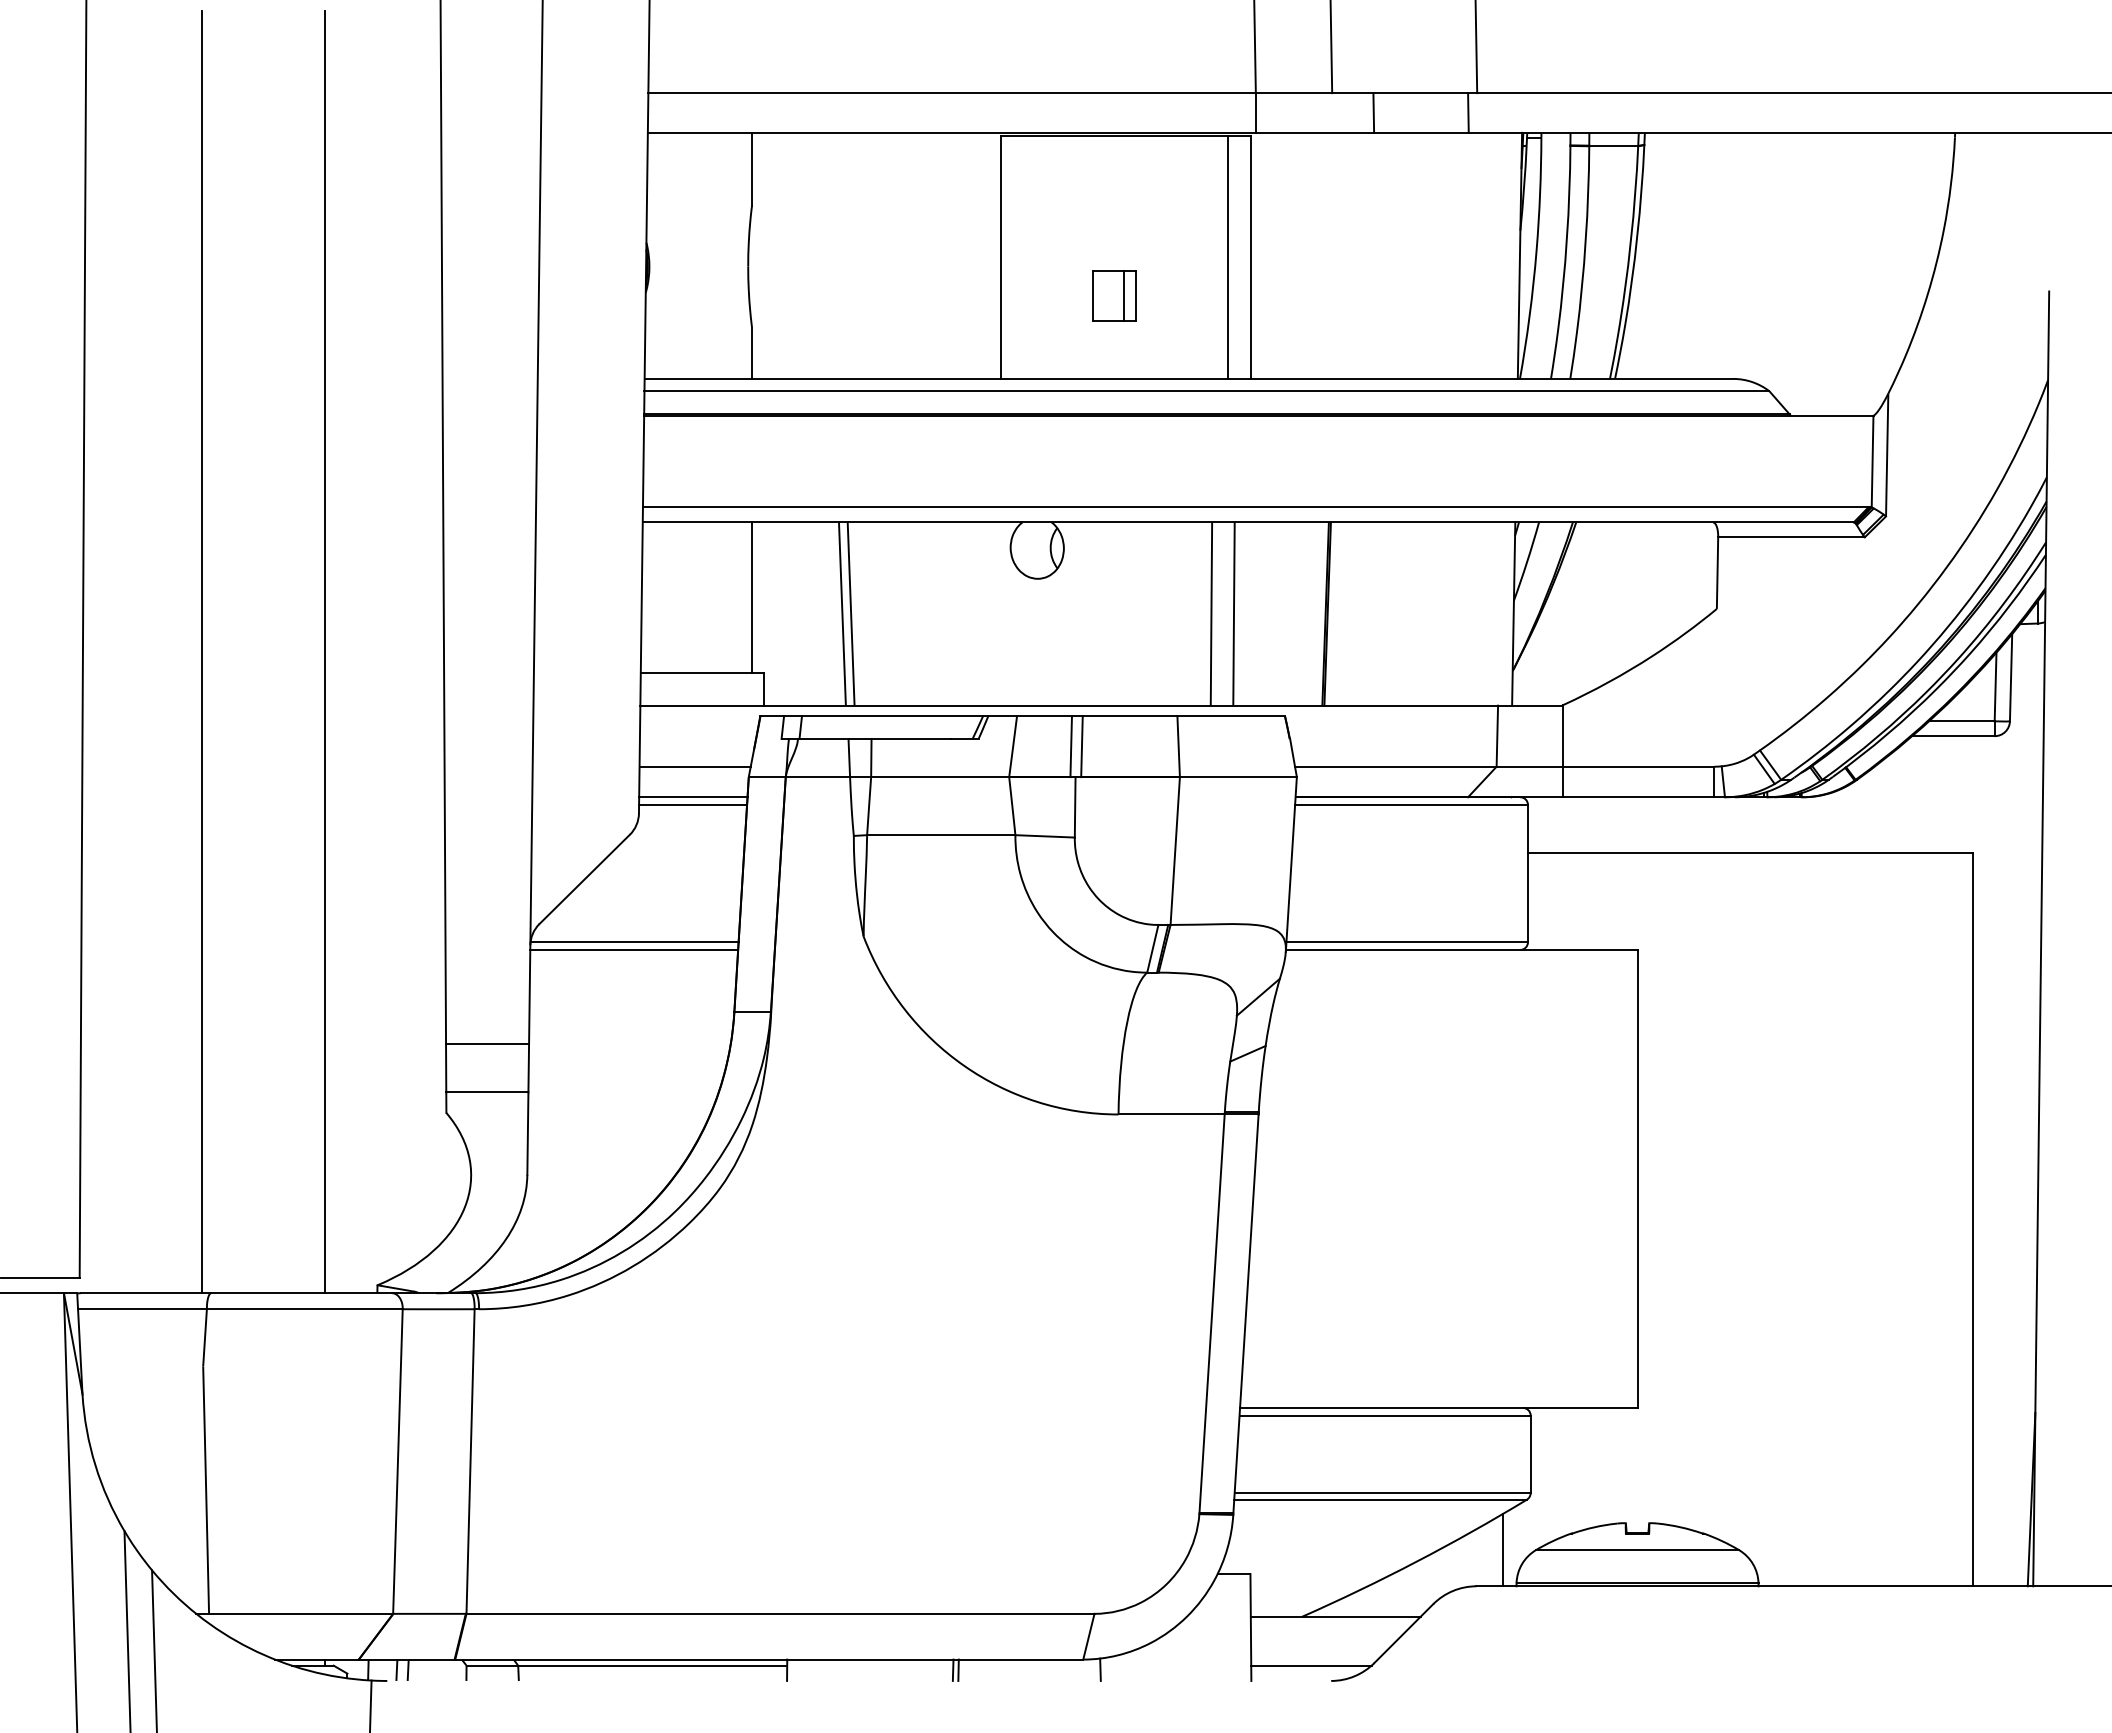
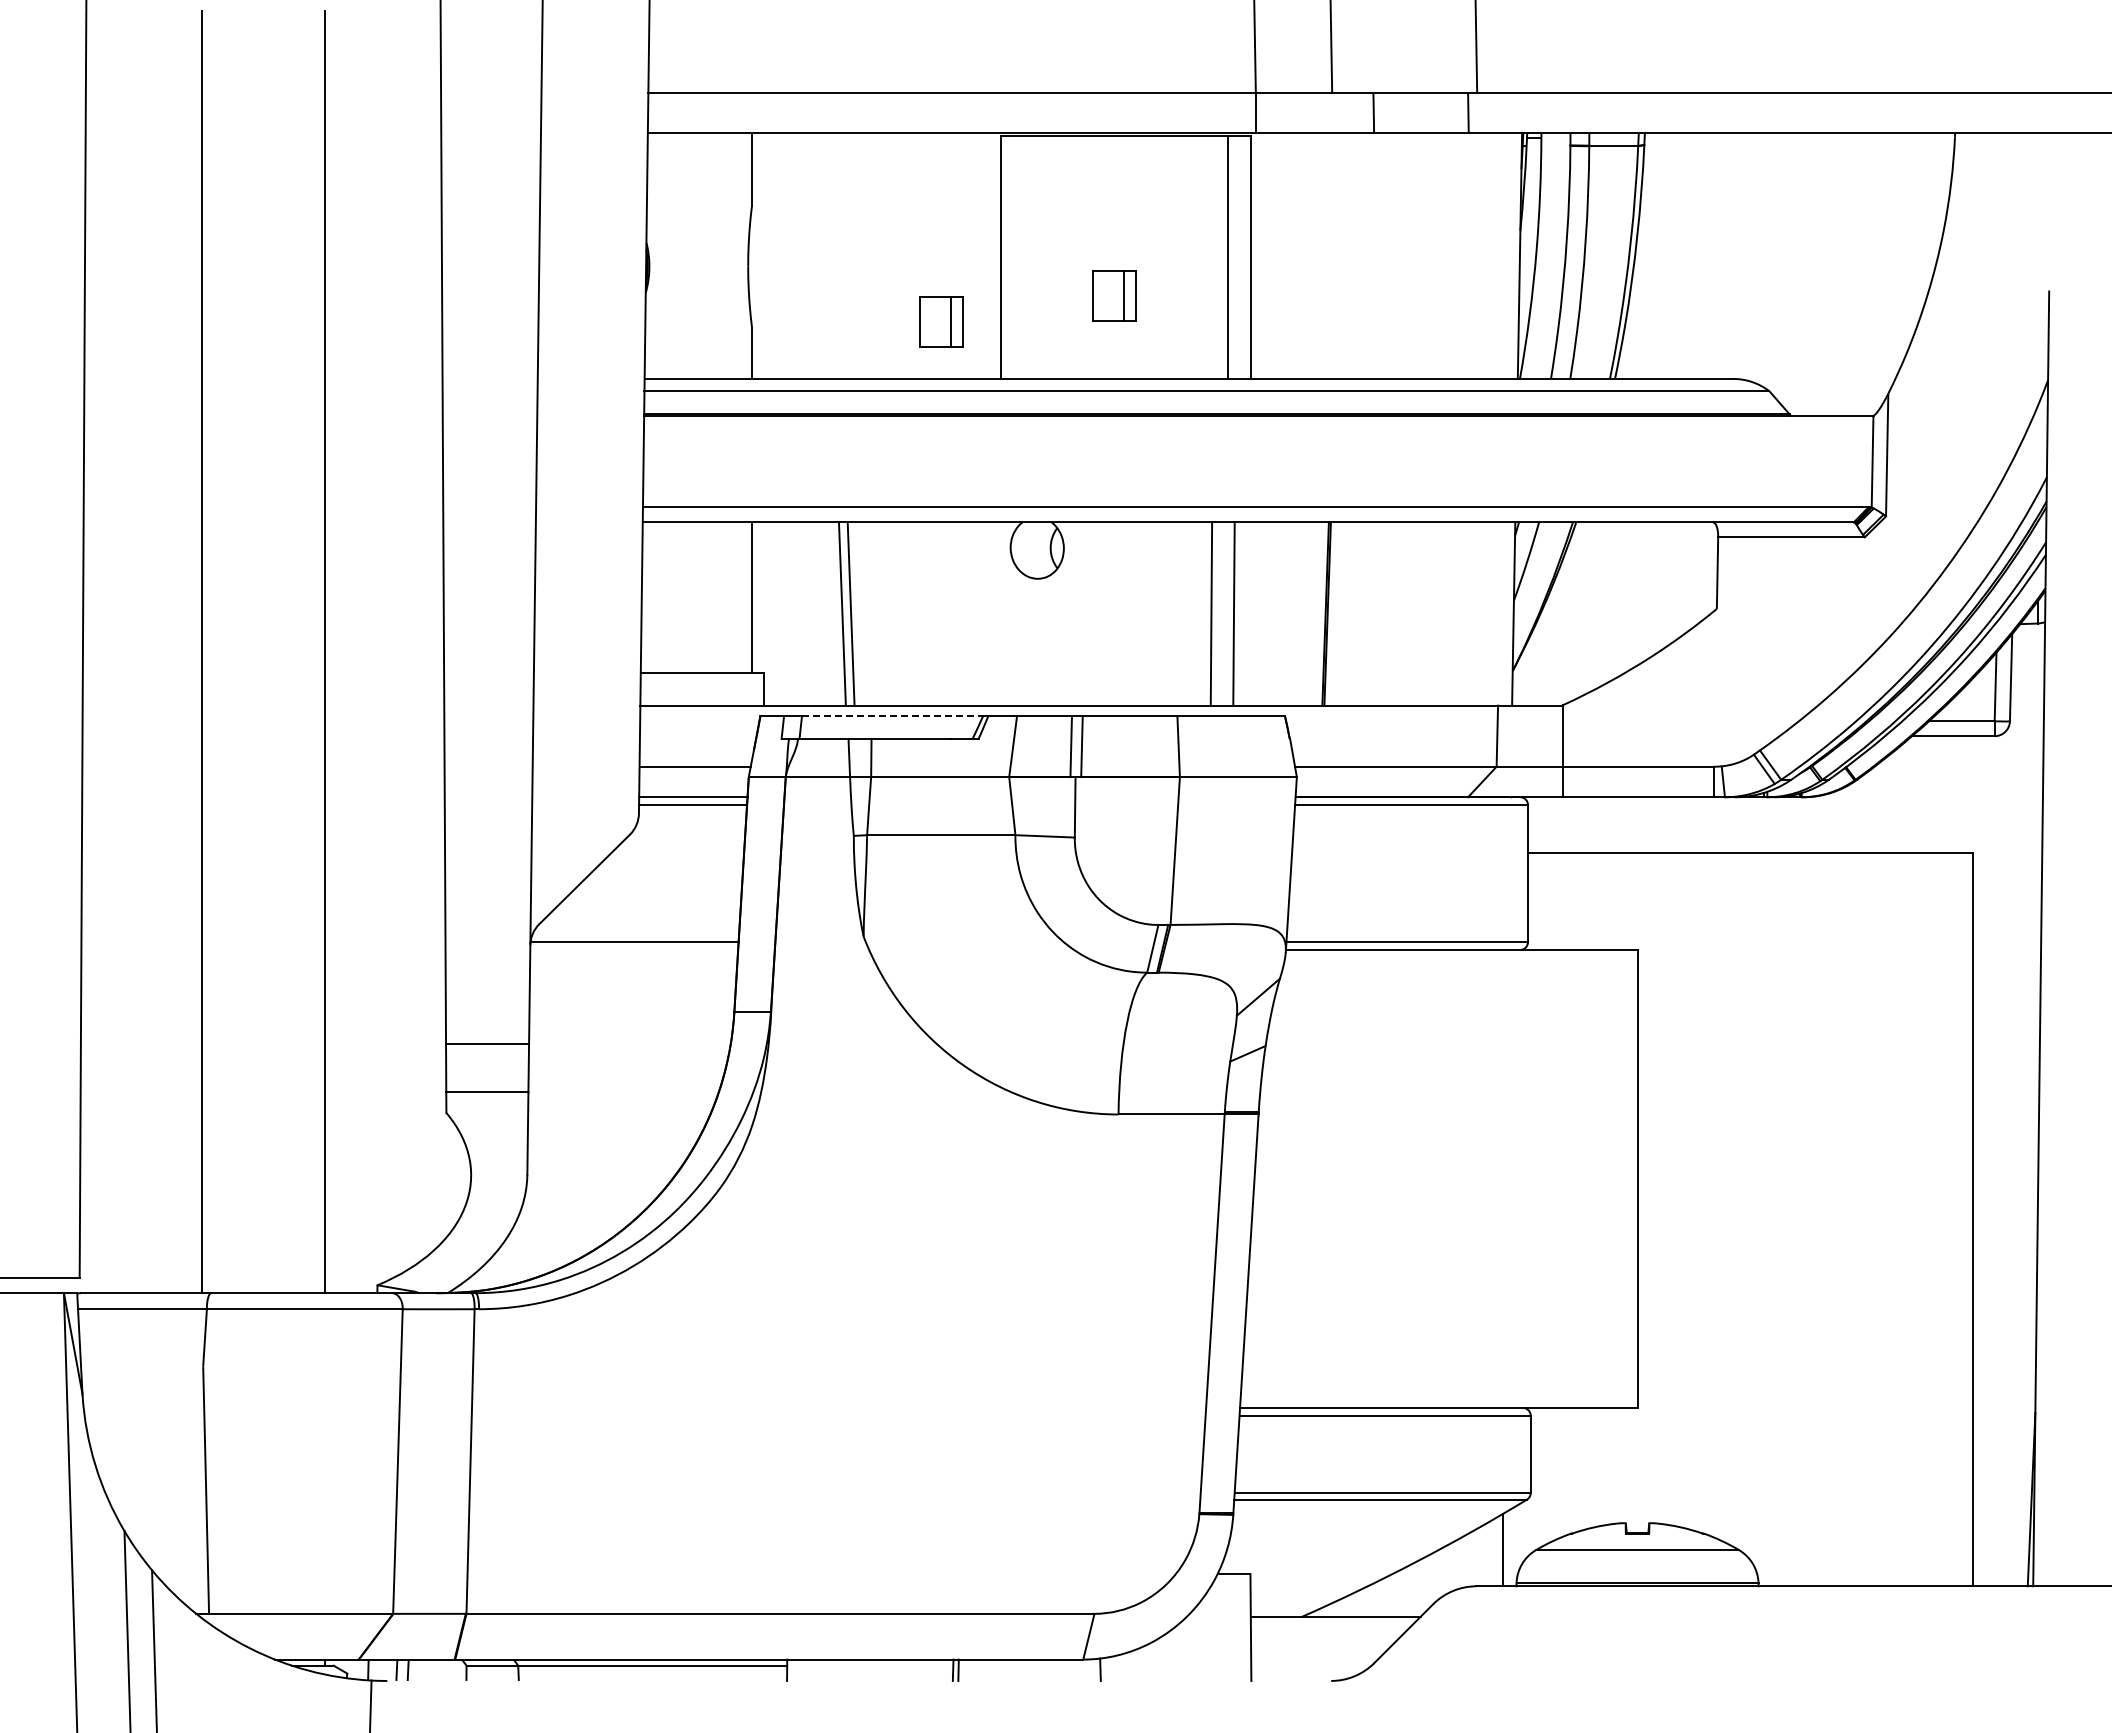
part: none -> present (941, 321)
line: solid -> dashed (892, 716)
line: present -> none (634, 949)
line: present -> none (1311, 1665)
